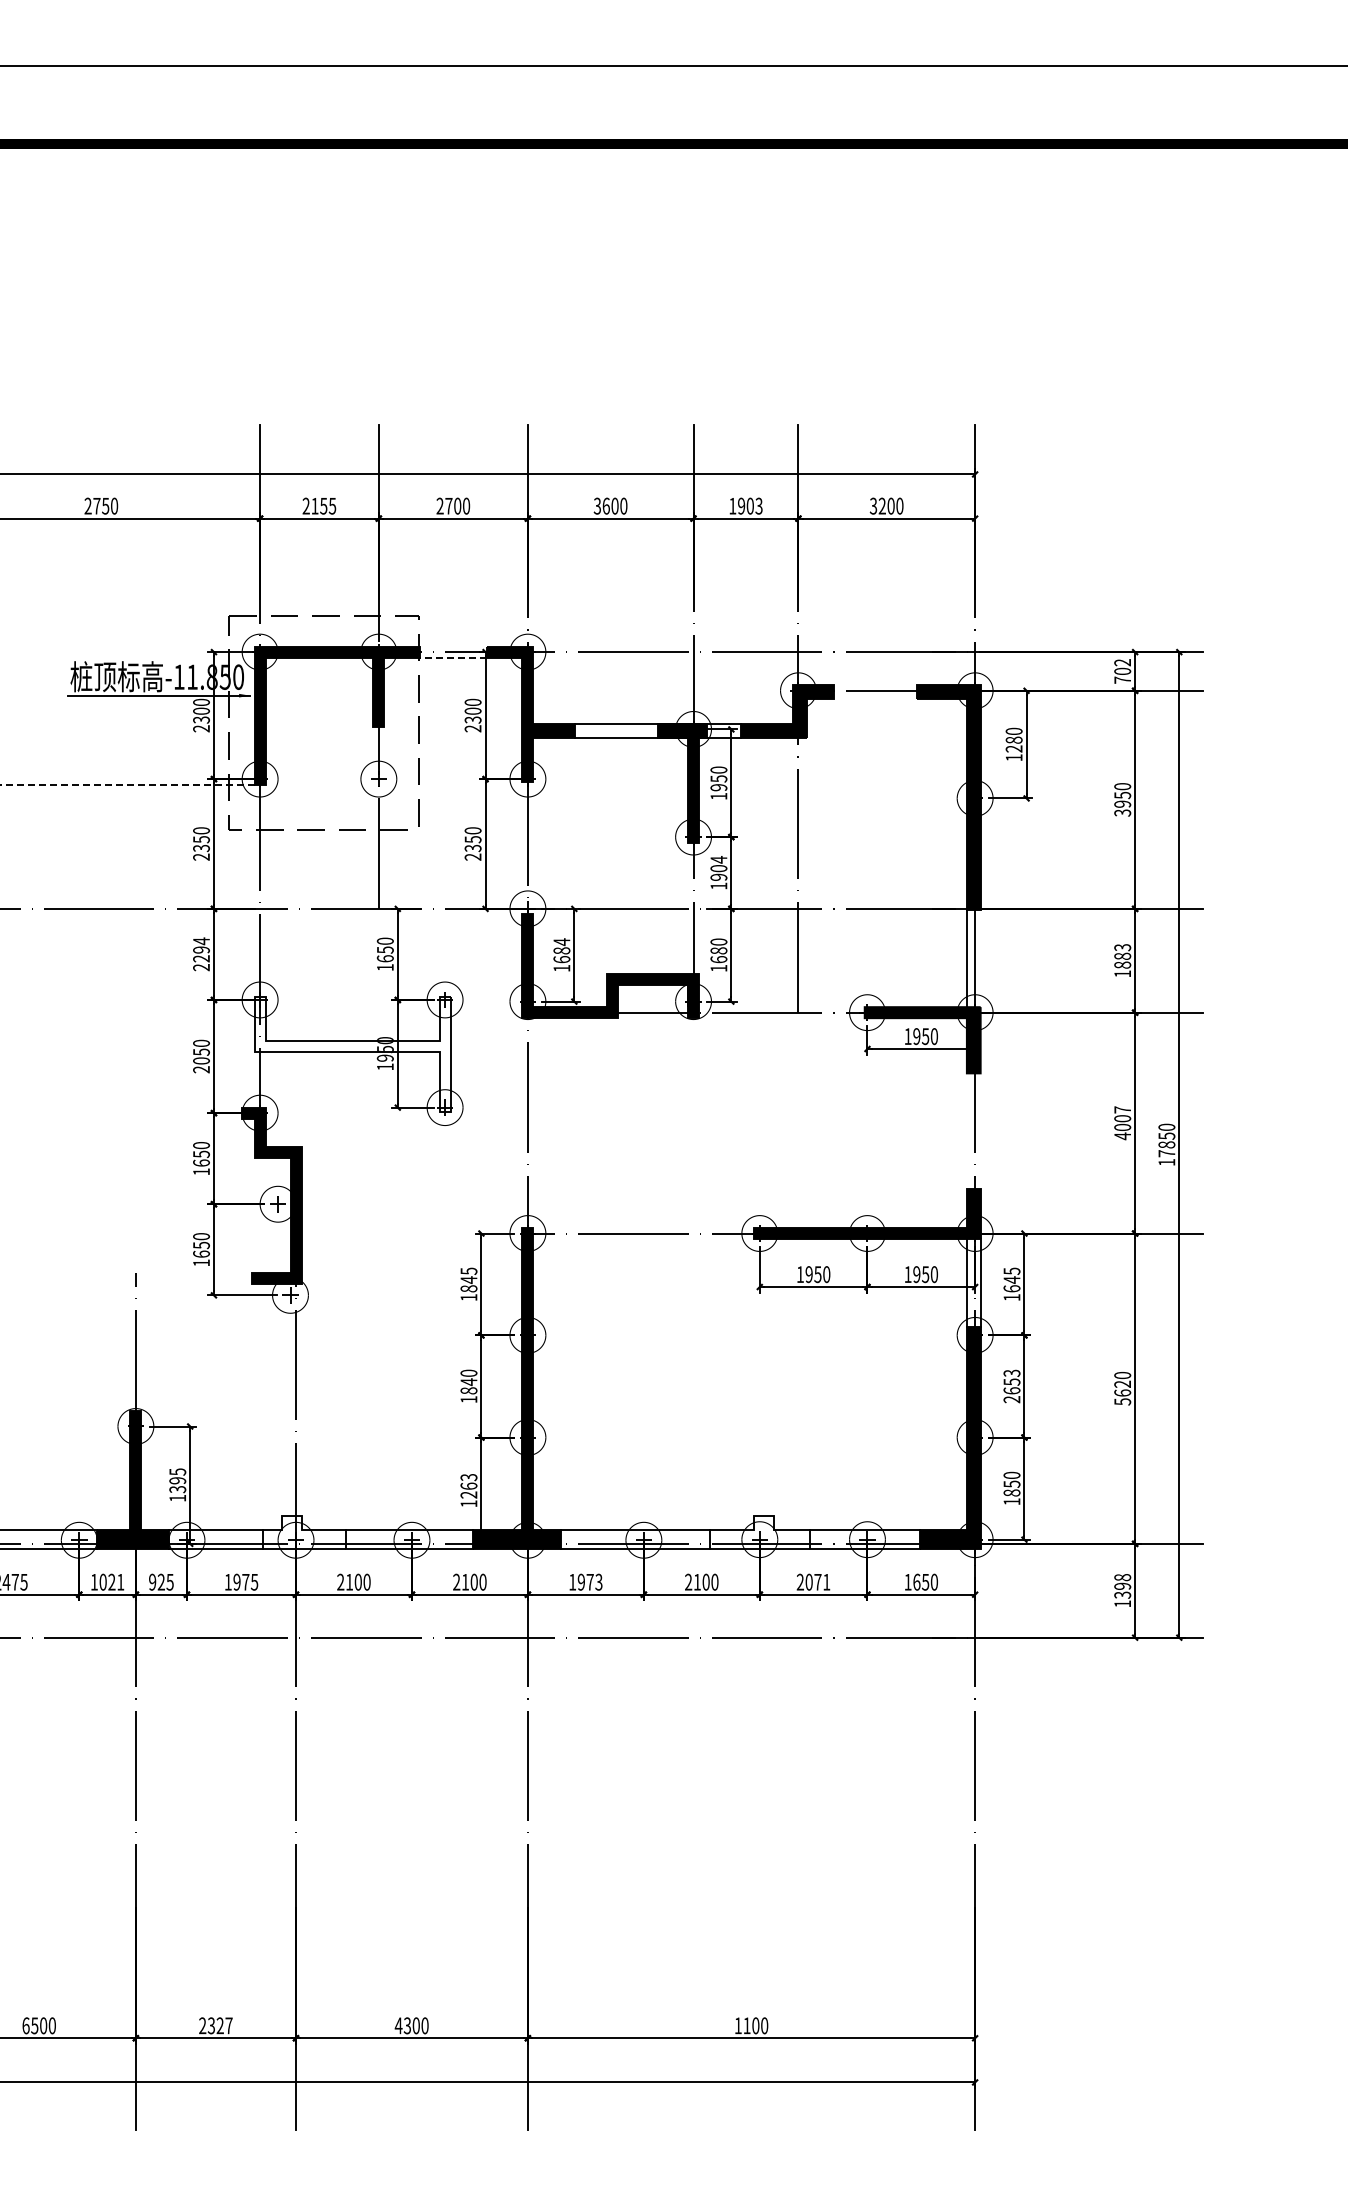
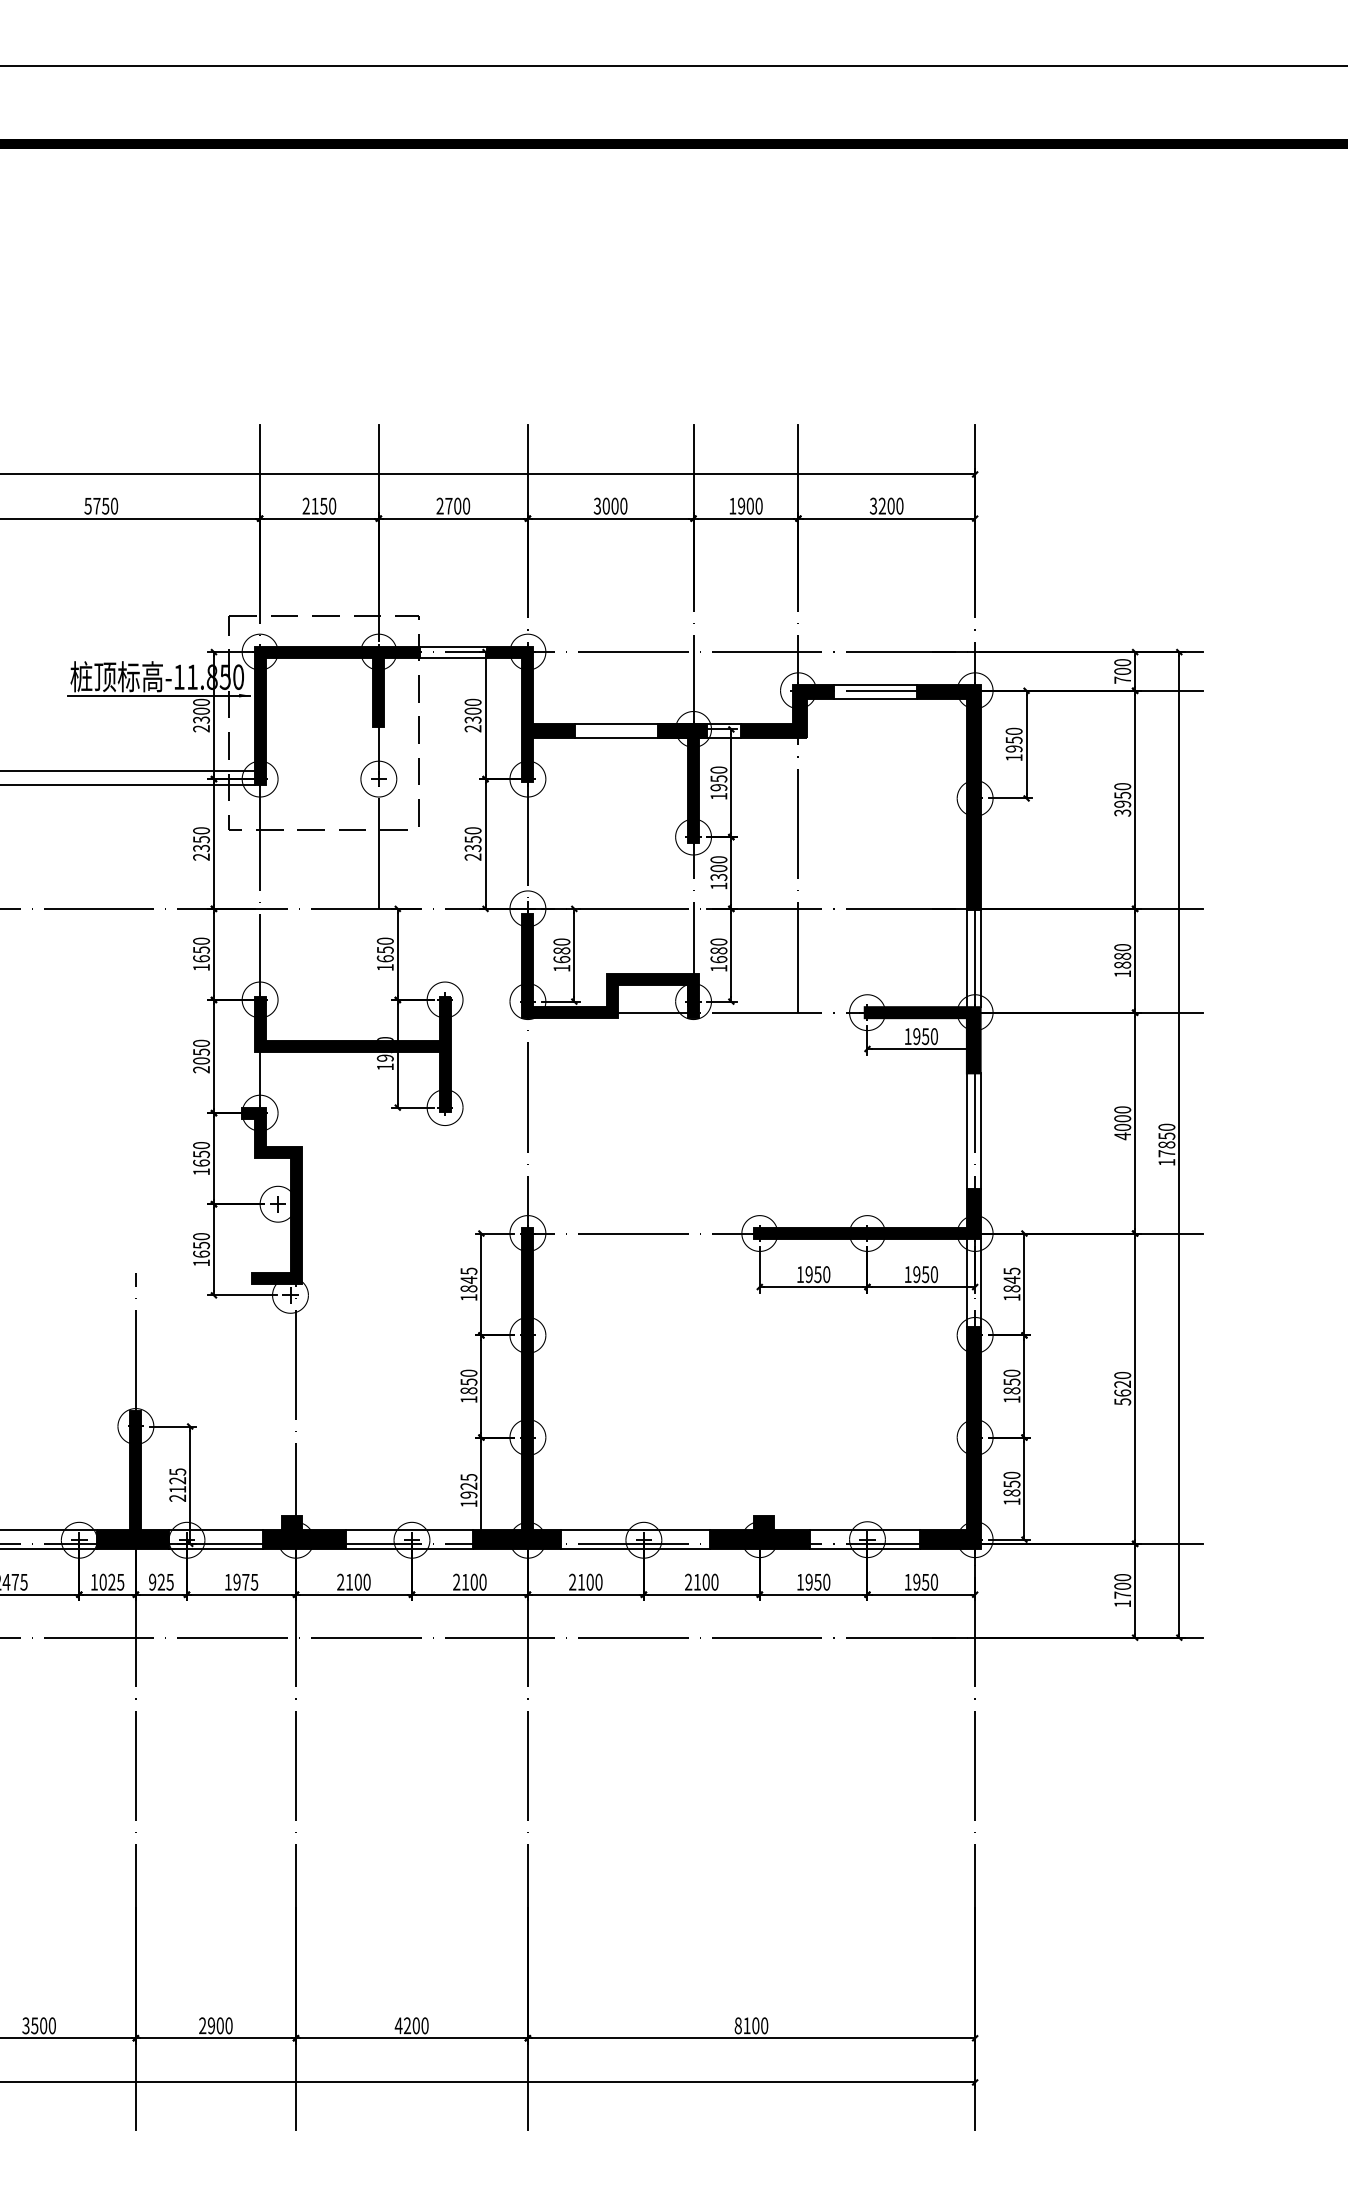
text: 2750 -> 5750 (87, 505)
text: 2155 -> 2150 (332, 505)
text: 3600 -> 3000 (605, 505)
text: 1903 -> 1900 (758, 506)
line: none -> present (453, 646)
line: dashed -> solid (452, 657)
text: 702 -> 700 (1122, 662)
line: none -> present (874, 685)
line: none -> present (874, 699)
text: 1280 -> 1950 (1013, 744)
line: none -> present (128, 770)
line: dashed -> solid (126, 784)
text: 1904 -> 1300 (718, 868)
text: 1684 -> 1680 (561, 942)
text: 1883 -> 1880 (1122, 947)
text: 2294 -> 1650 (201, 954)
line: none -> present (980, 958)
fill: none -> present (352, 1054)
text: 4007 -> 4000 (1122, 1109)
line: none -> present (966, 1131)
line: none -> present (980, 1131)
text: 1645 -> 1845 (1011, 1288)
text: 1840 -> 1850 (468, 1382)
text: 2653 -> 1850 (1011, 1386)
text: 1263 -> 1925 (468, 1486)
text: 1395 -> 2125 (177, 1489)
fill: none -> present (303, 1532)
fill: none -> present (759, 1532)
text: 1973 -> 2100 (585, 1581)
text: 2071 -> 1950 (813, 1581)
text: 1650 -> 1950 (916, 1581)
text: 1021 -> 1025 (120, 1582)
text: 1398 -> 1700 (1122, 1586)
text: 6500 -> 3500 (25, 2025)
text: 2327 -> 2900 (219, 2025)
text: 1100 -> 8100 (737, 2025)
text: 4300 -> 4200 (407, 2026)
